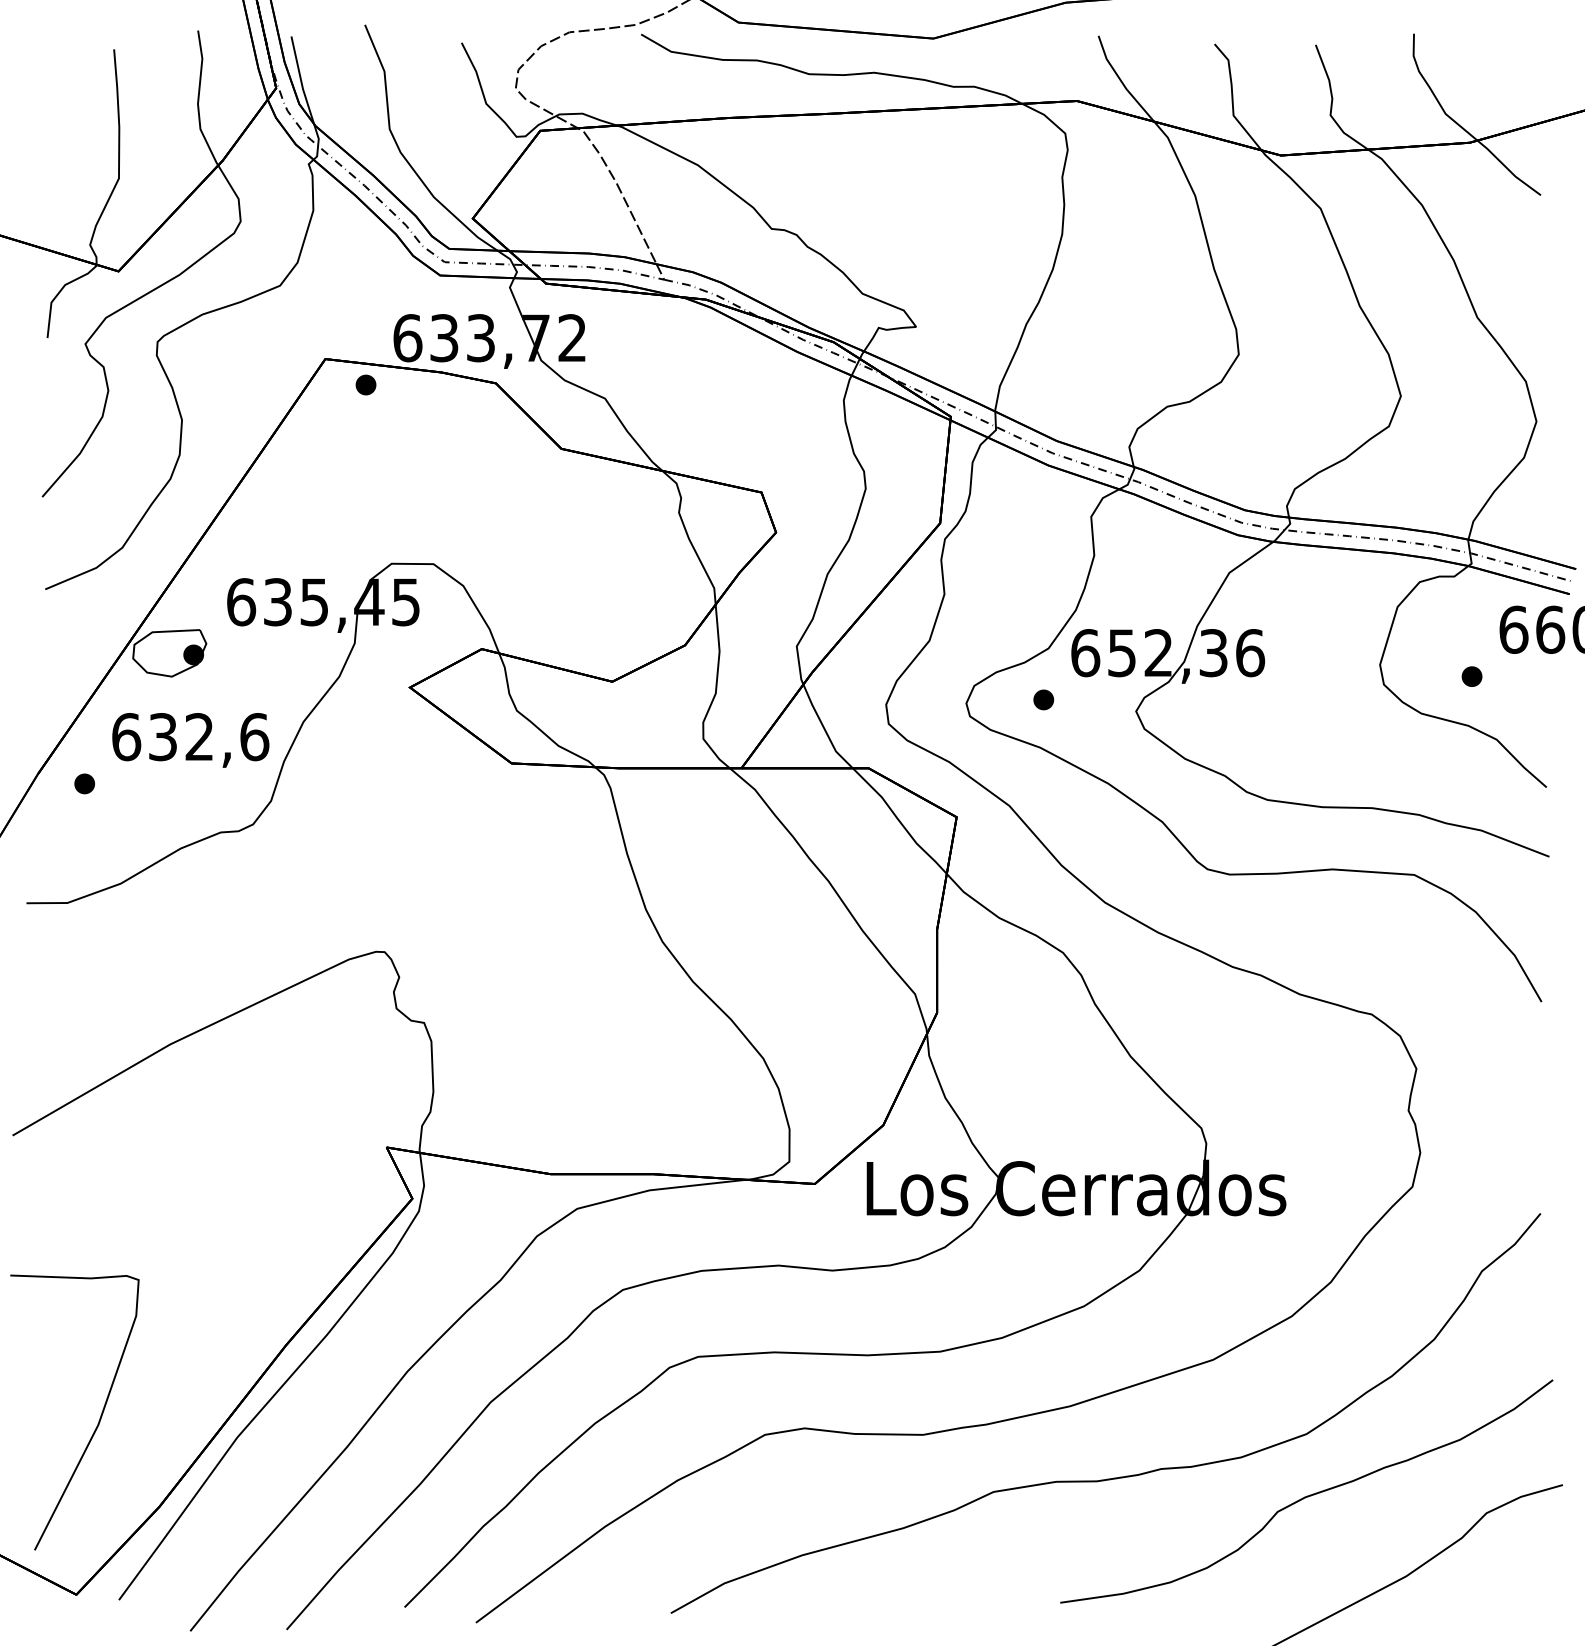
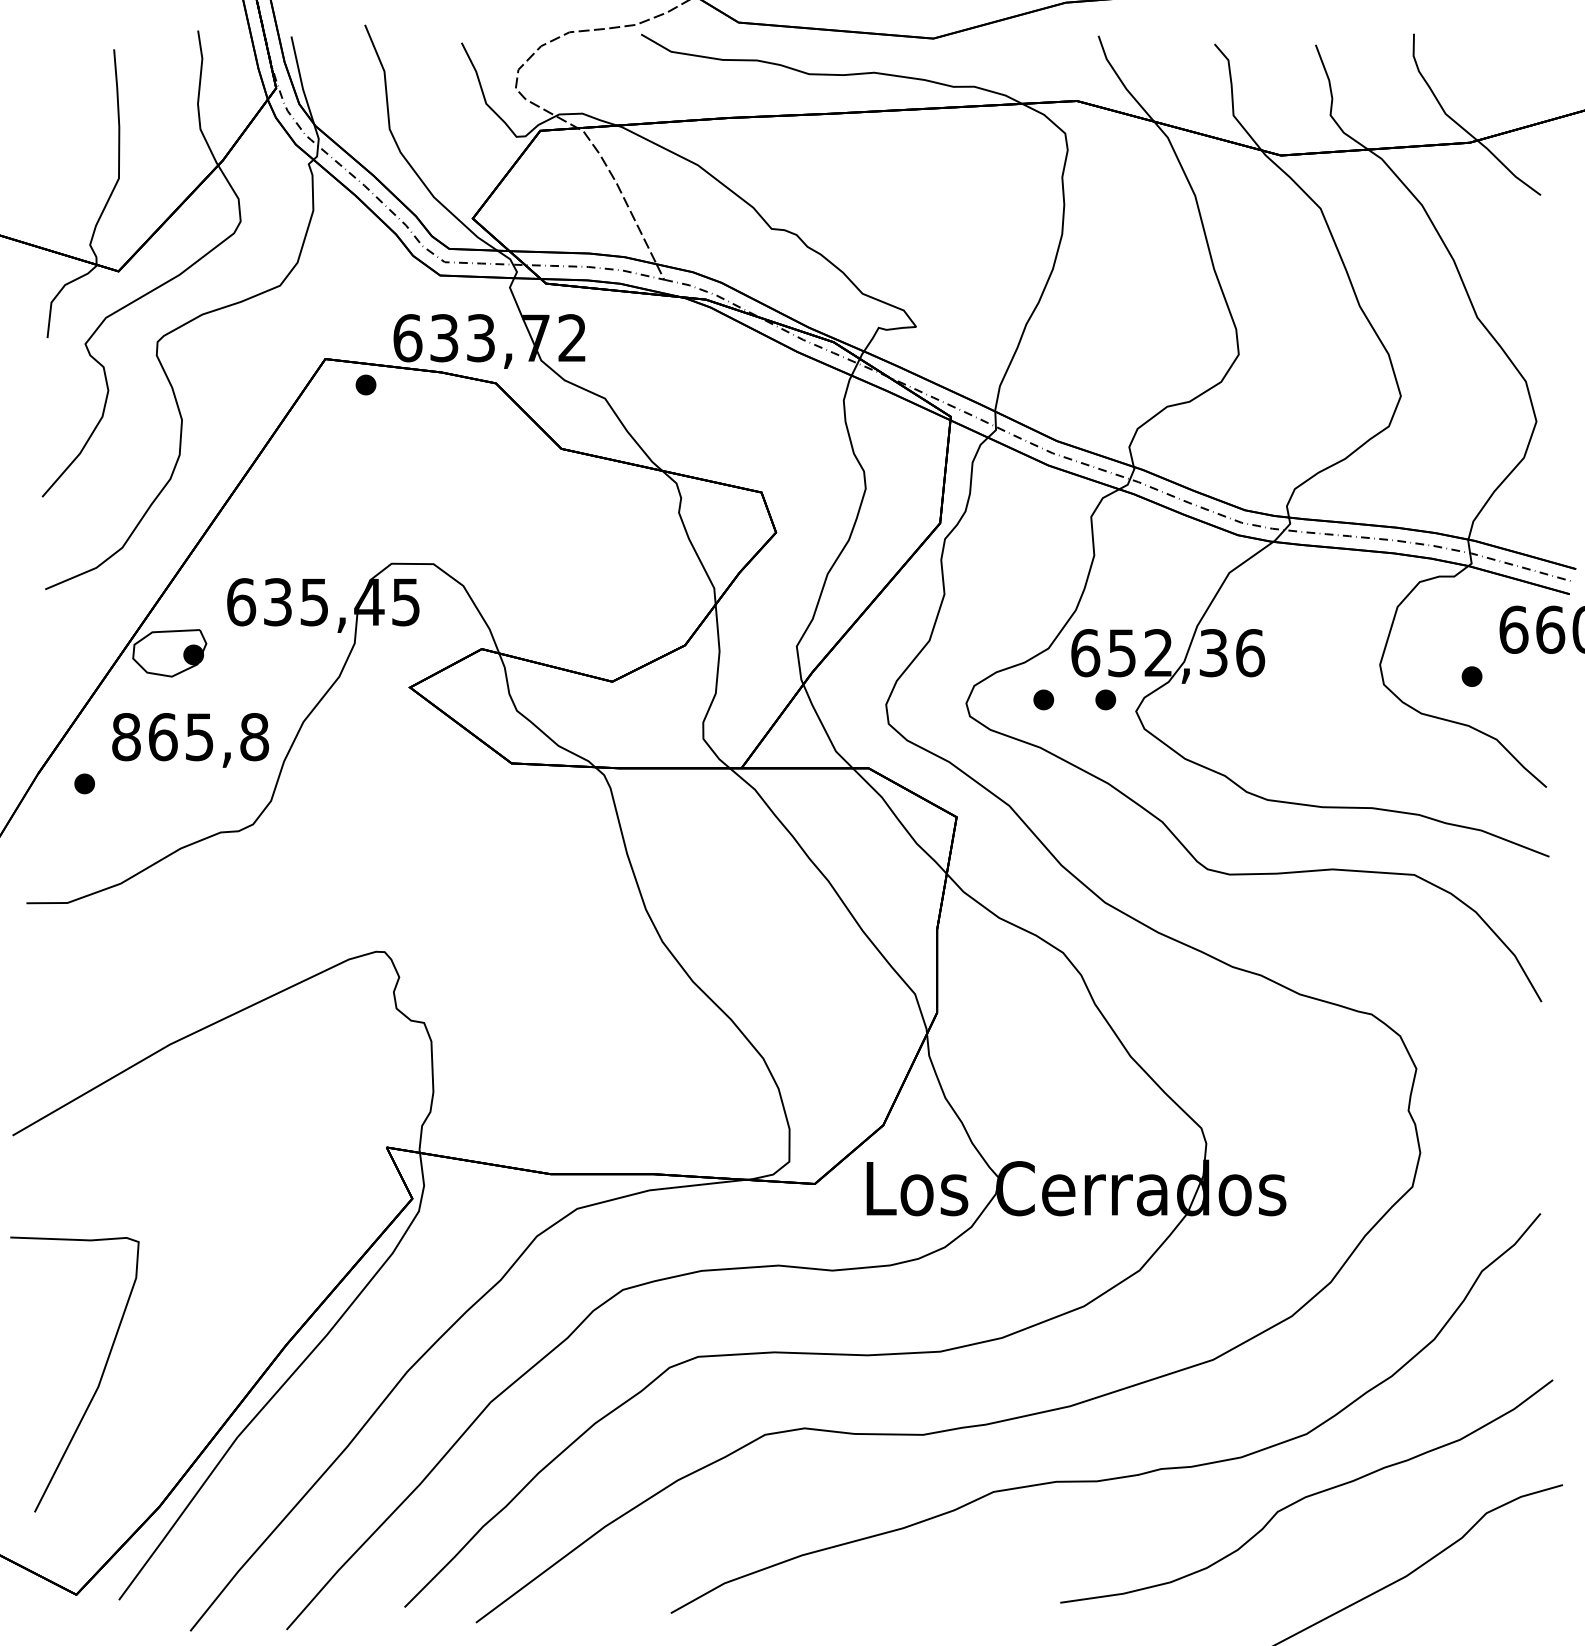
part: none -> present (1105, 699)
text: 632,6 -> 865,8 (190, 737)
curve position: (97, 1423) -> (97, 1385) (97, 1385)
